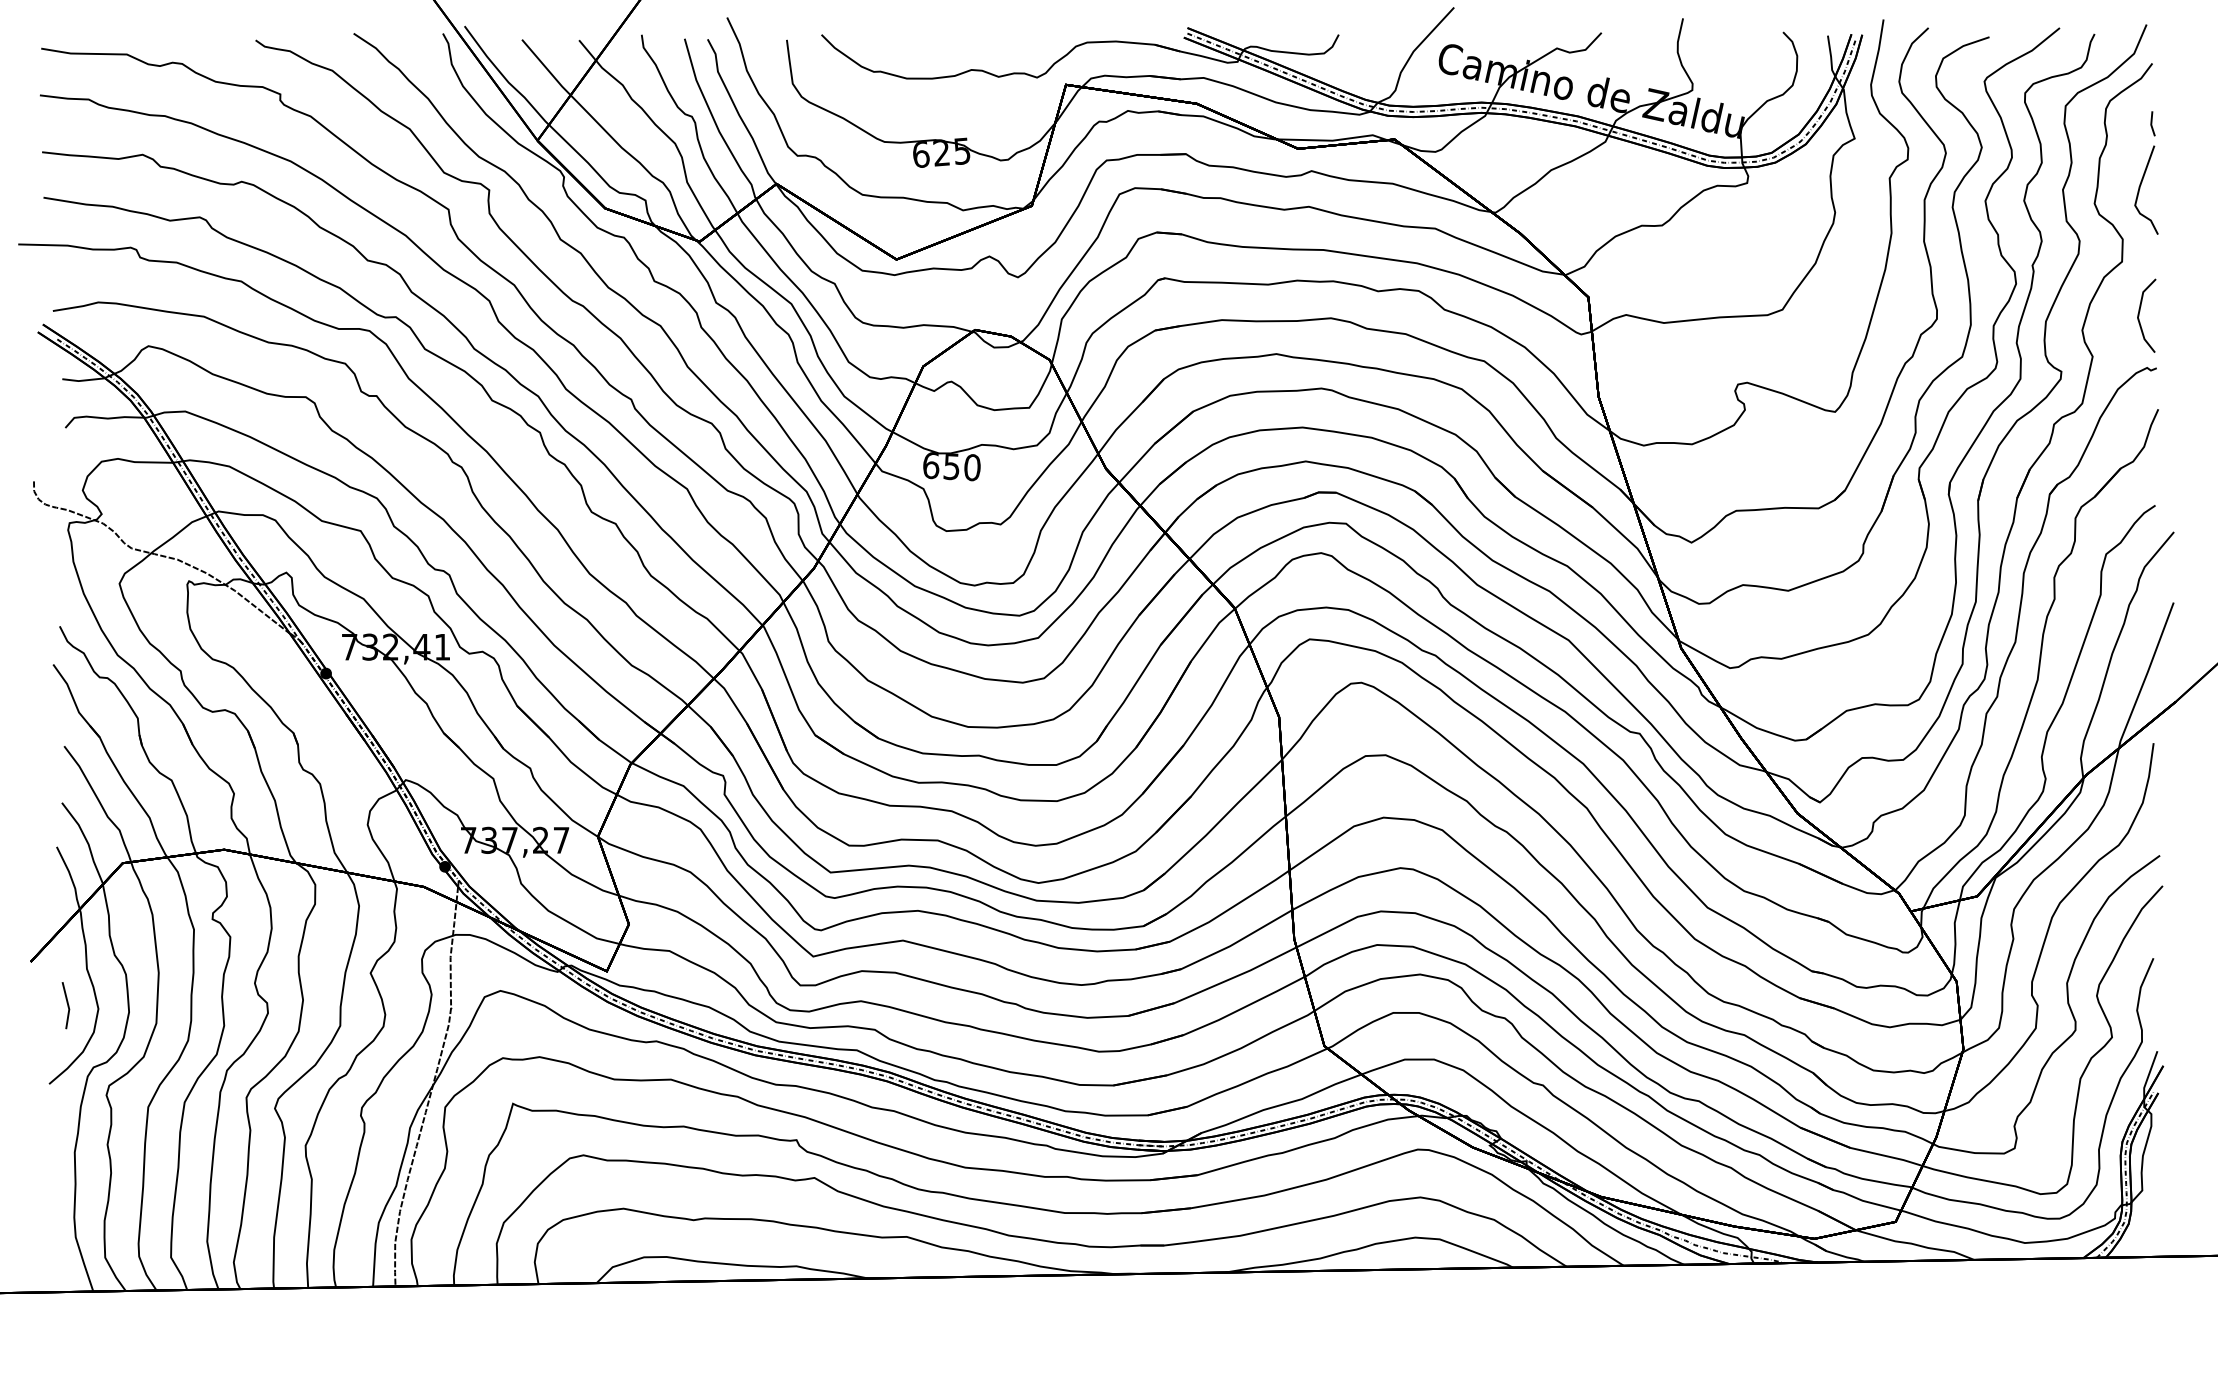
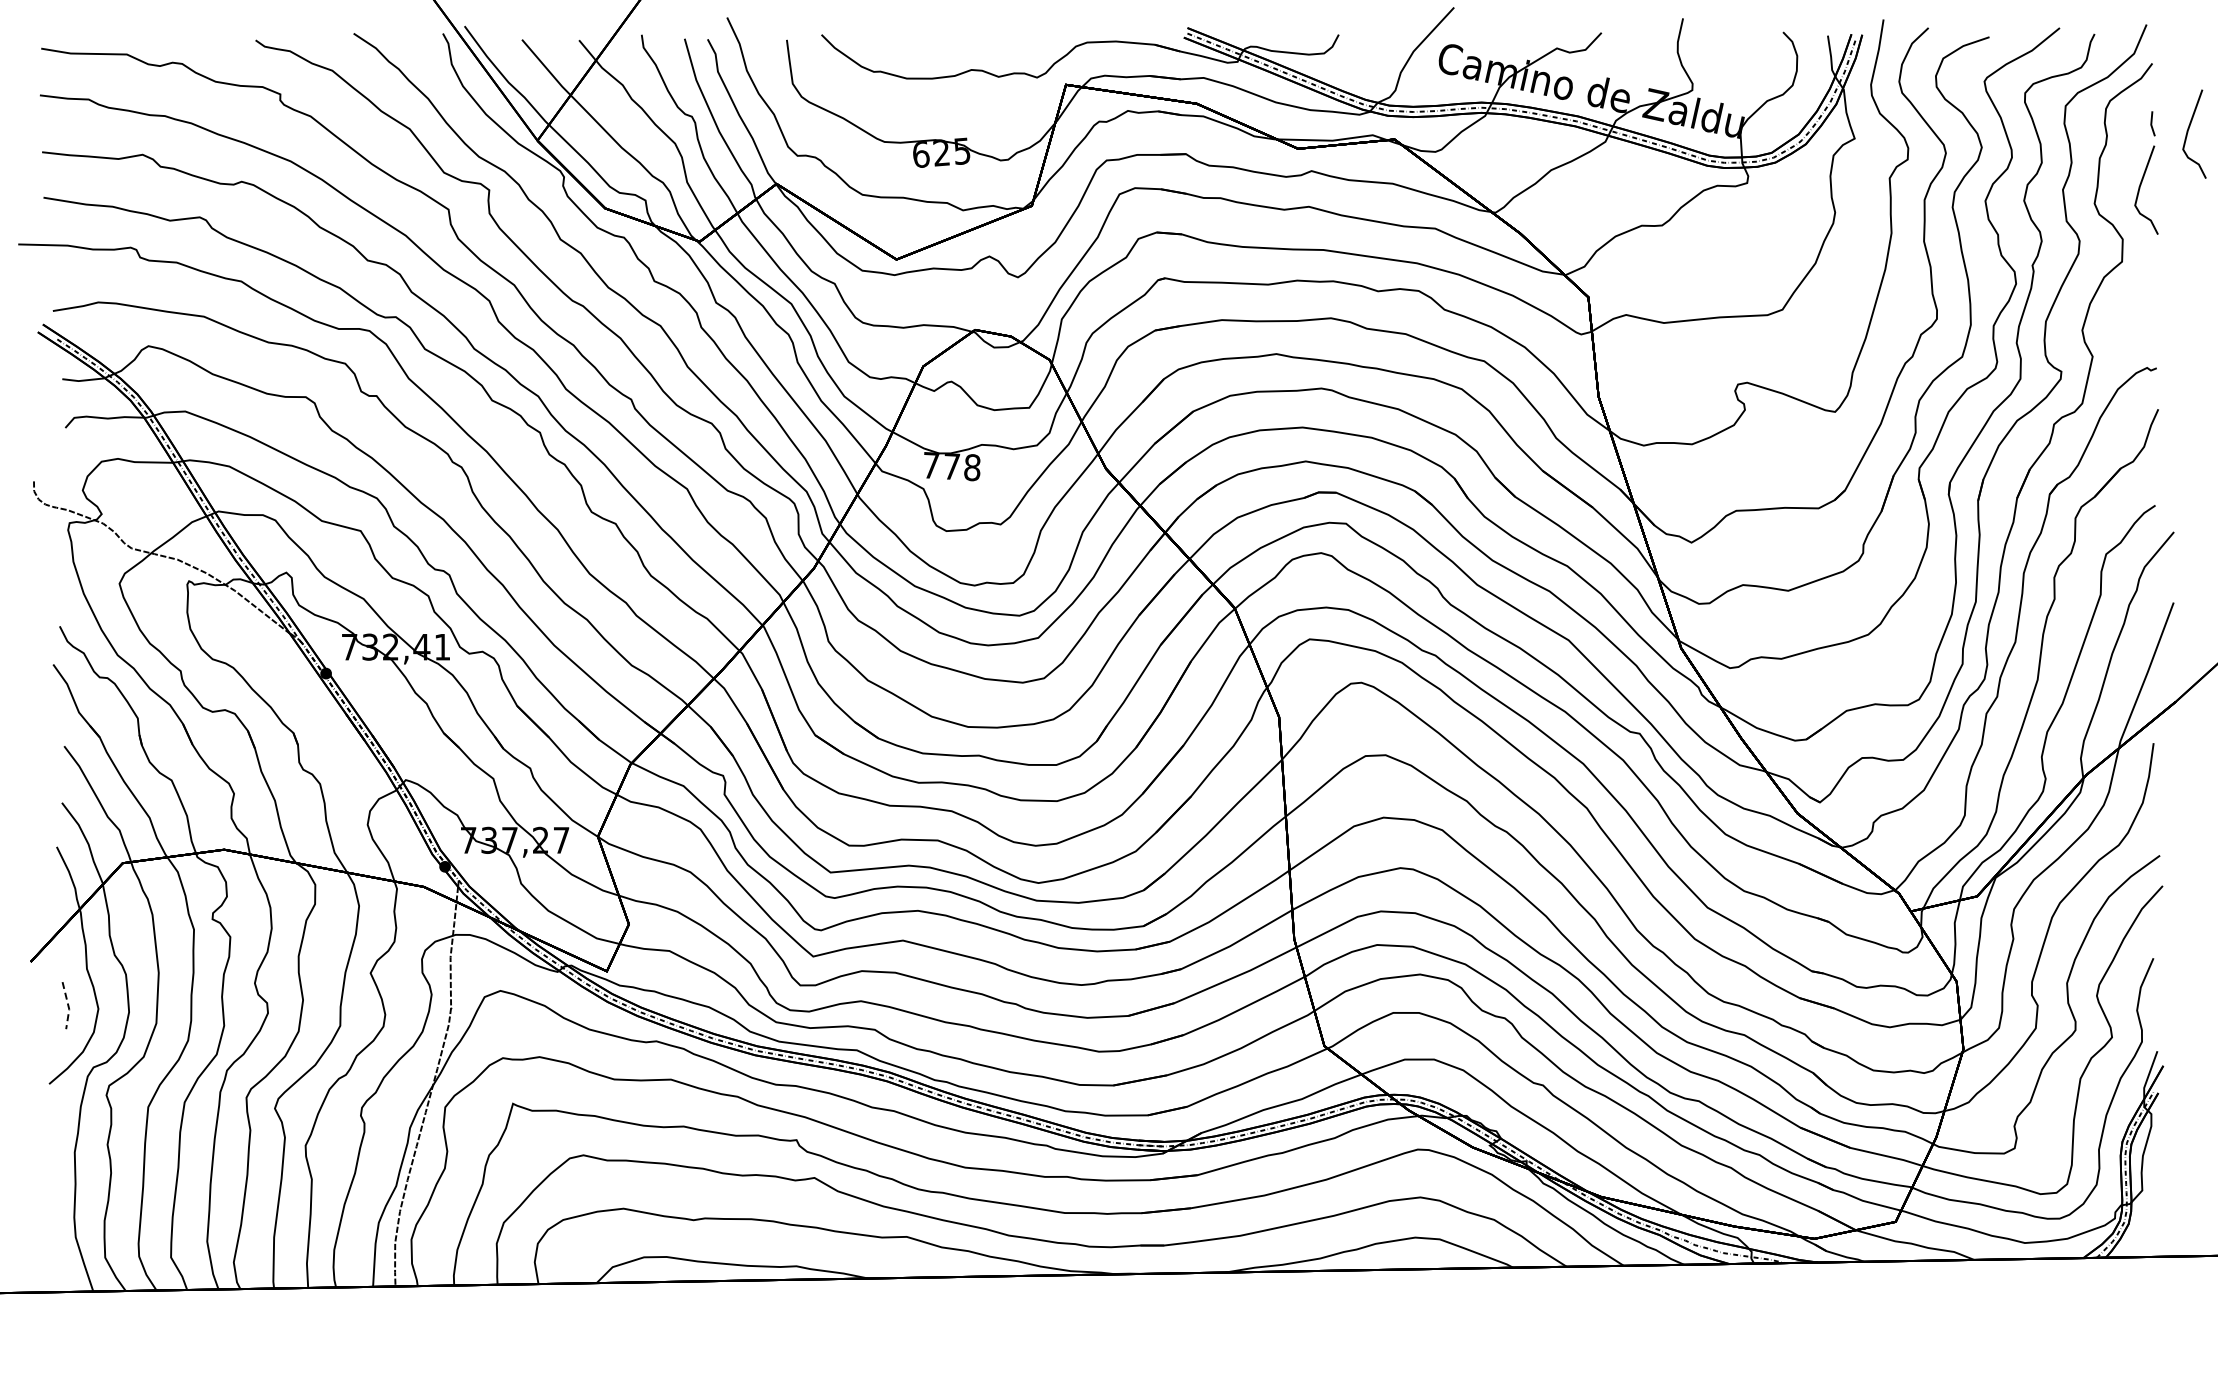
curve: none -> present (2188, 132)
line: present -> none (2139, 315)
text: 650 -> 778 (951, 466)
line: solid -> dashed (68, 1006)
